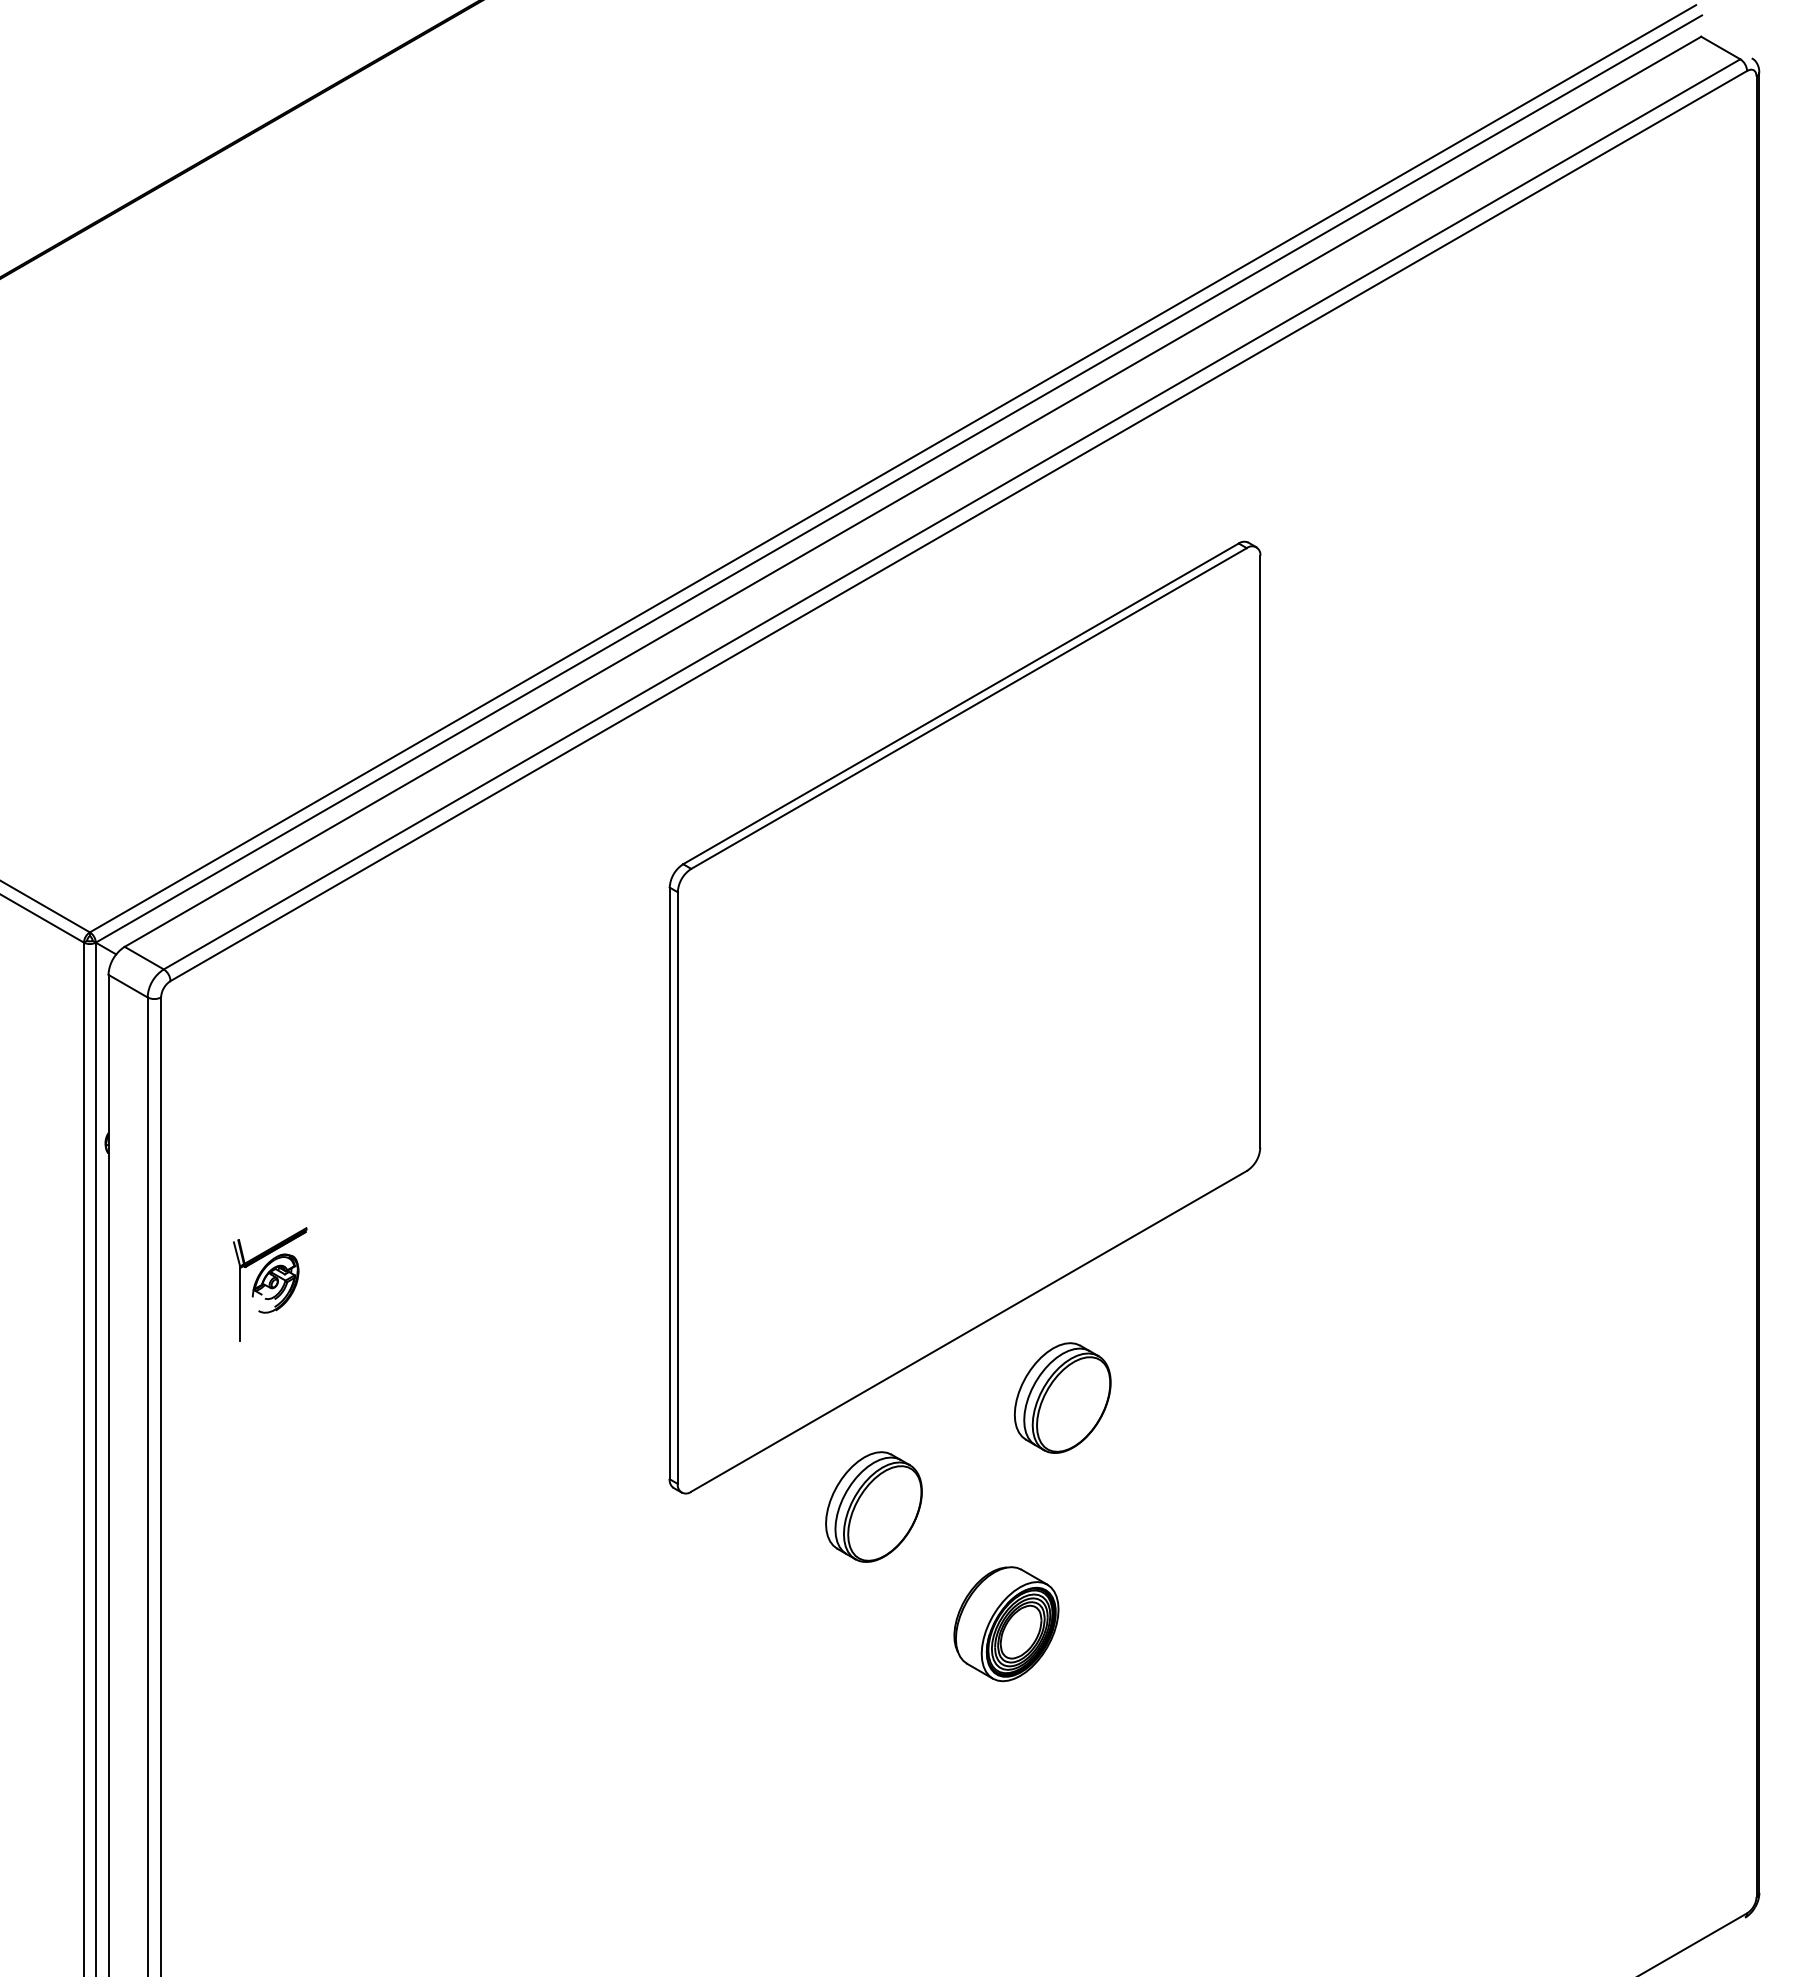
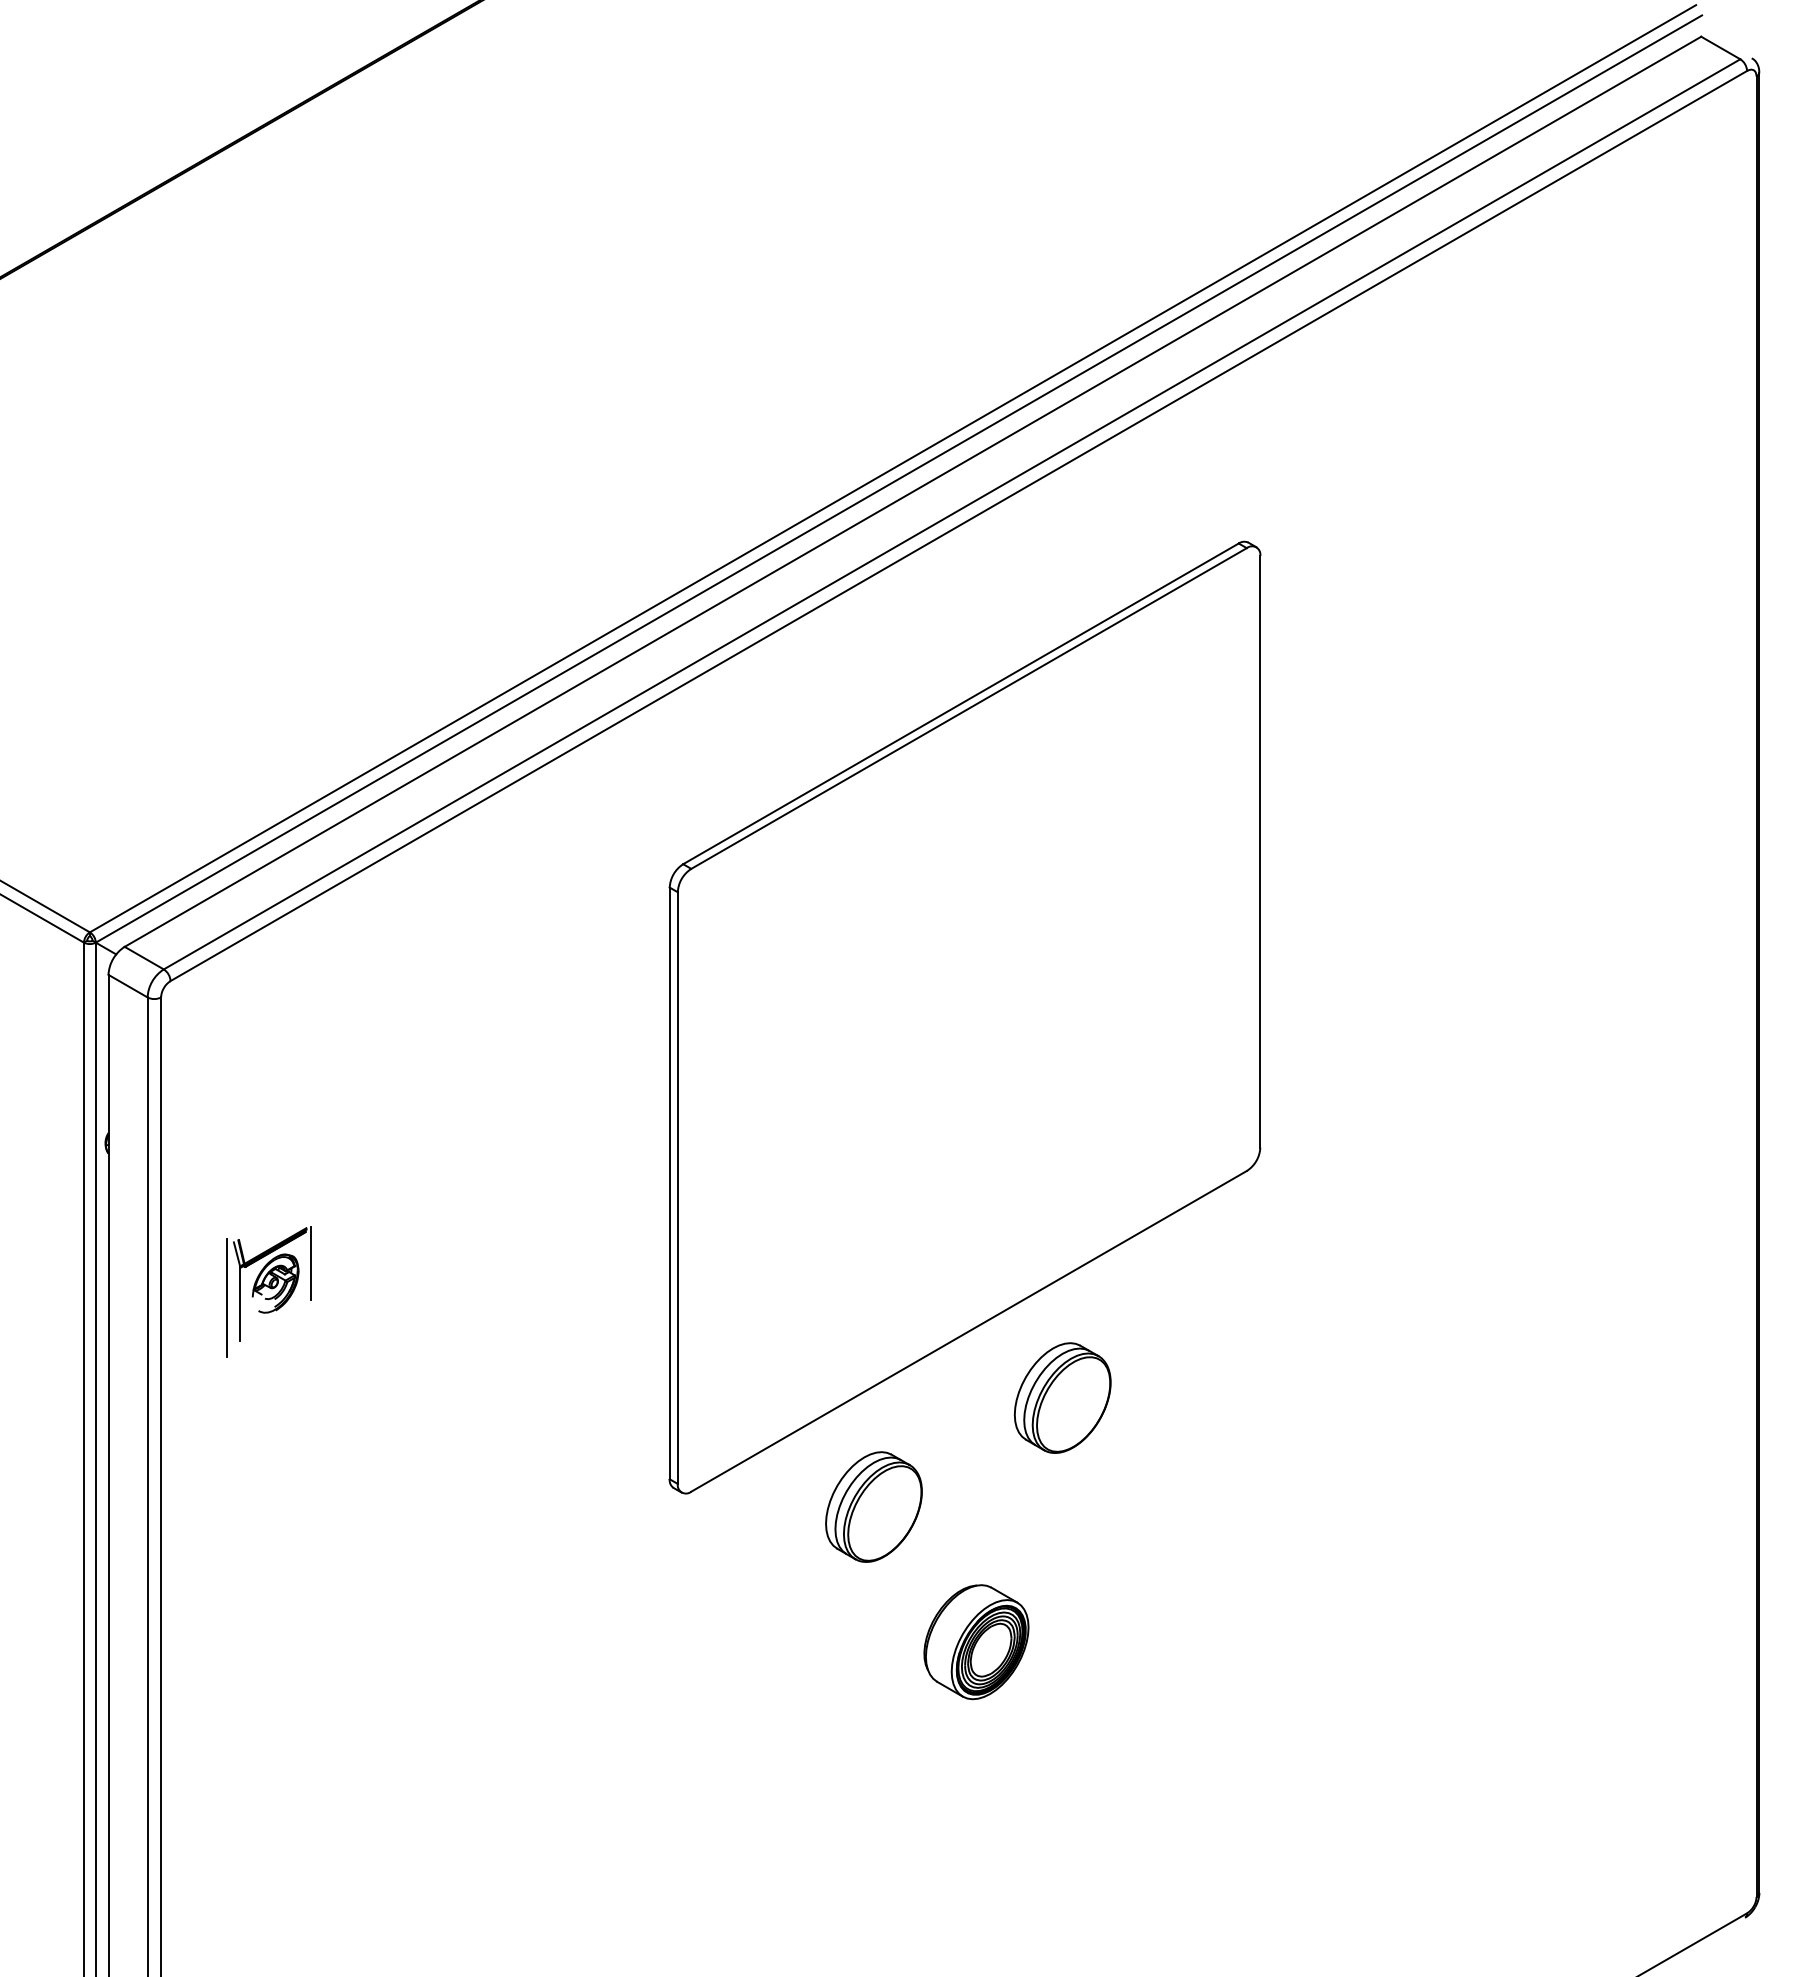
line: none -> present (311, 1263)
line: none -> present (227, 1297)
part position: (1006, 1624) -> (976, 1642) (976, 1642)
